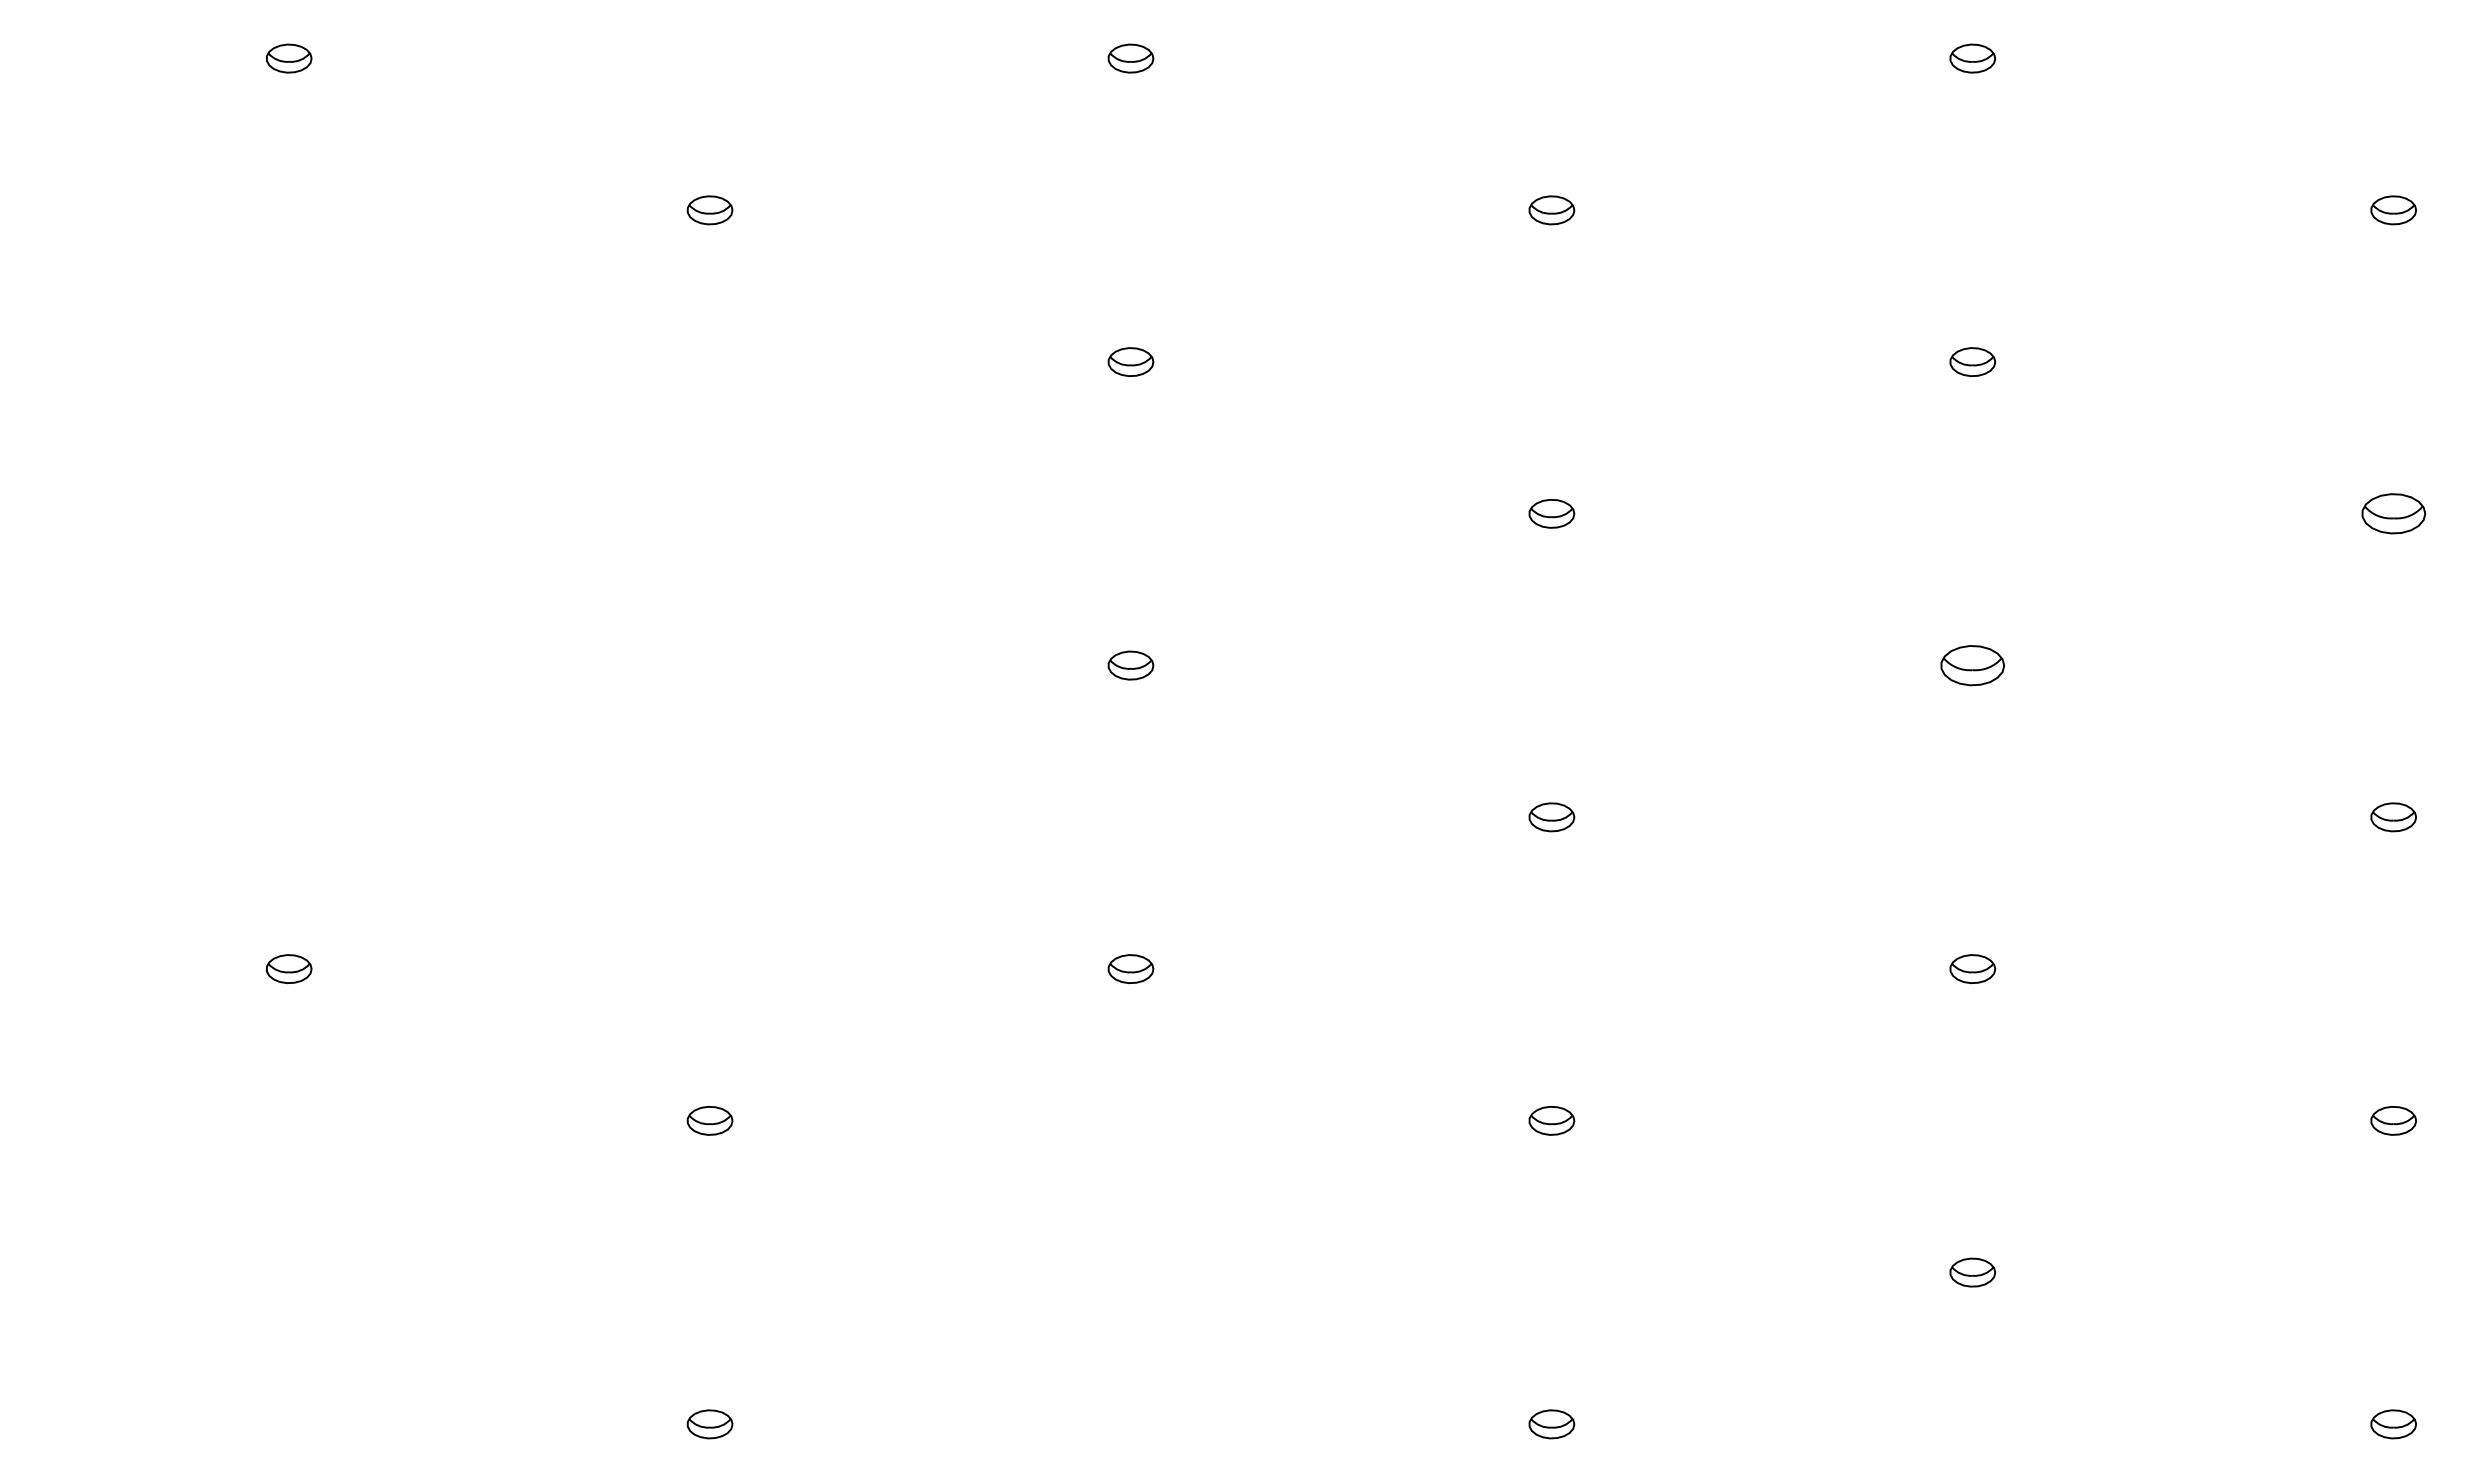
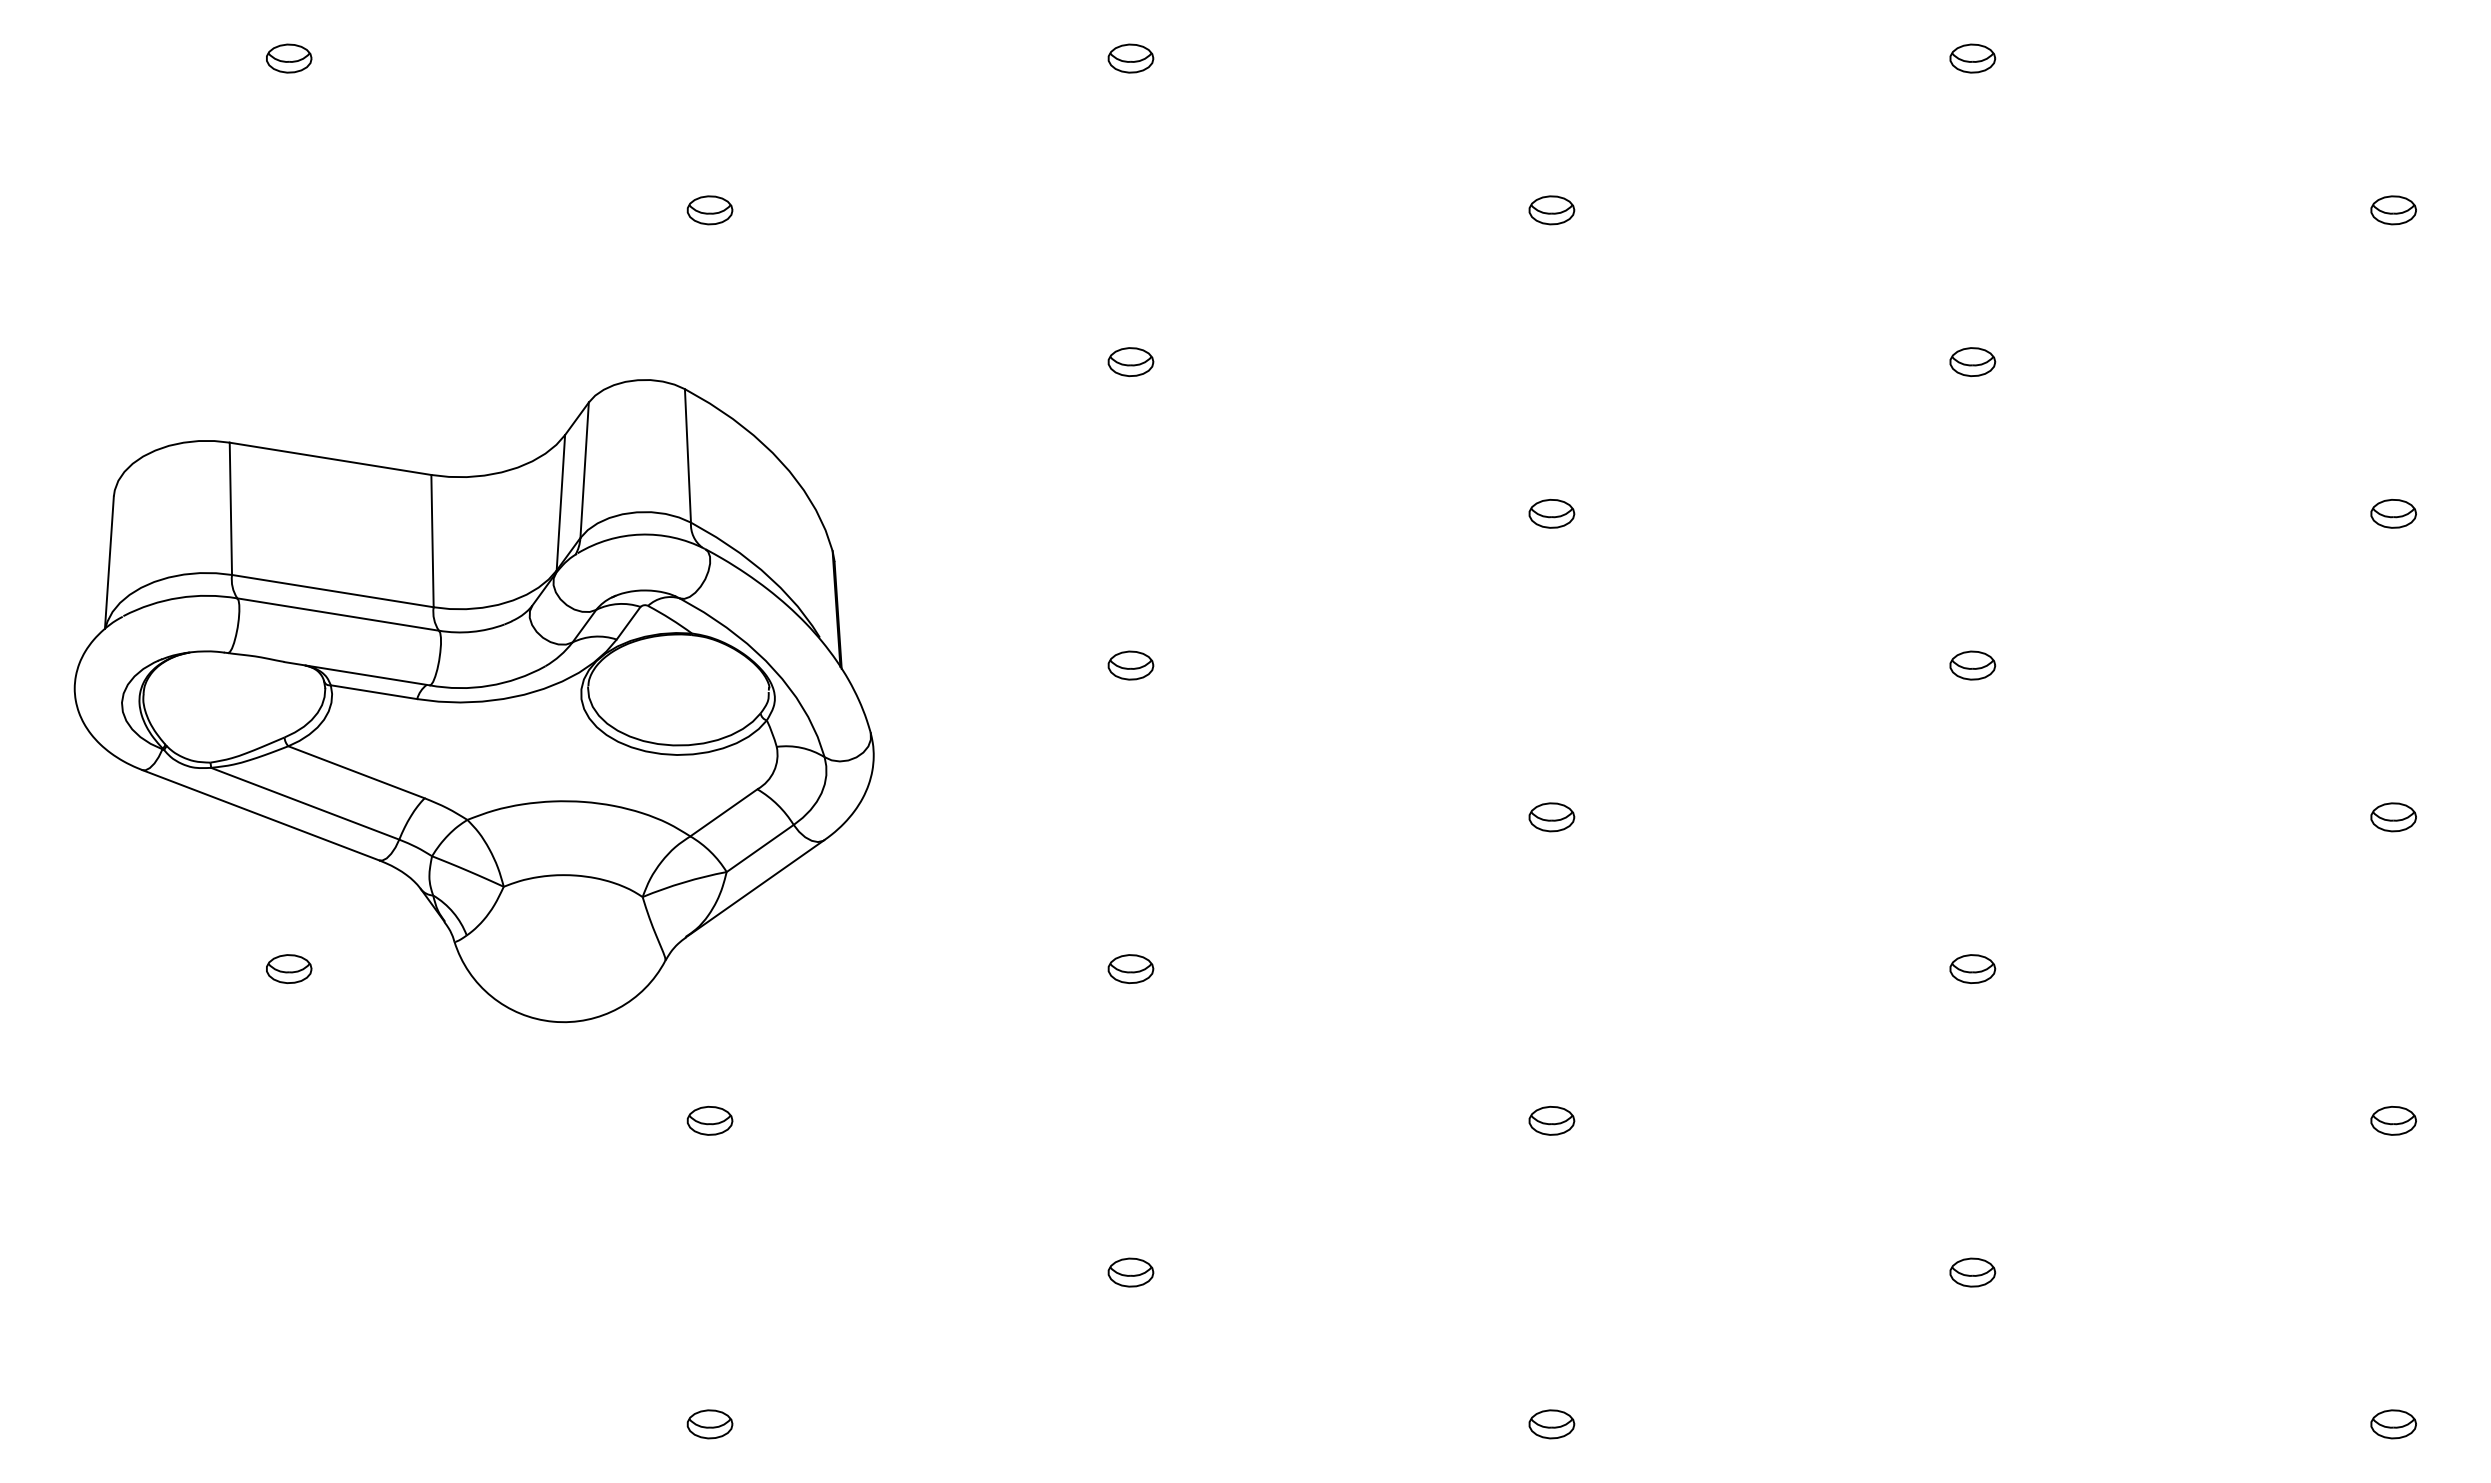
part size: 66x42 px -> 47x30 px (2393, 513)
part size: 65x42 px -> 48x31 px (1972, 665)
part: none -> present (473, 701)
part: none -> present (1130, 1272)
